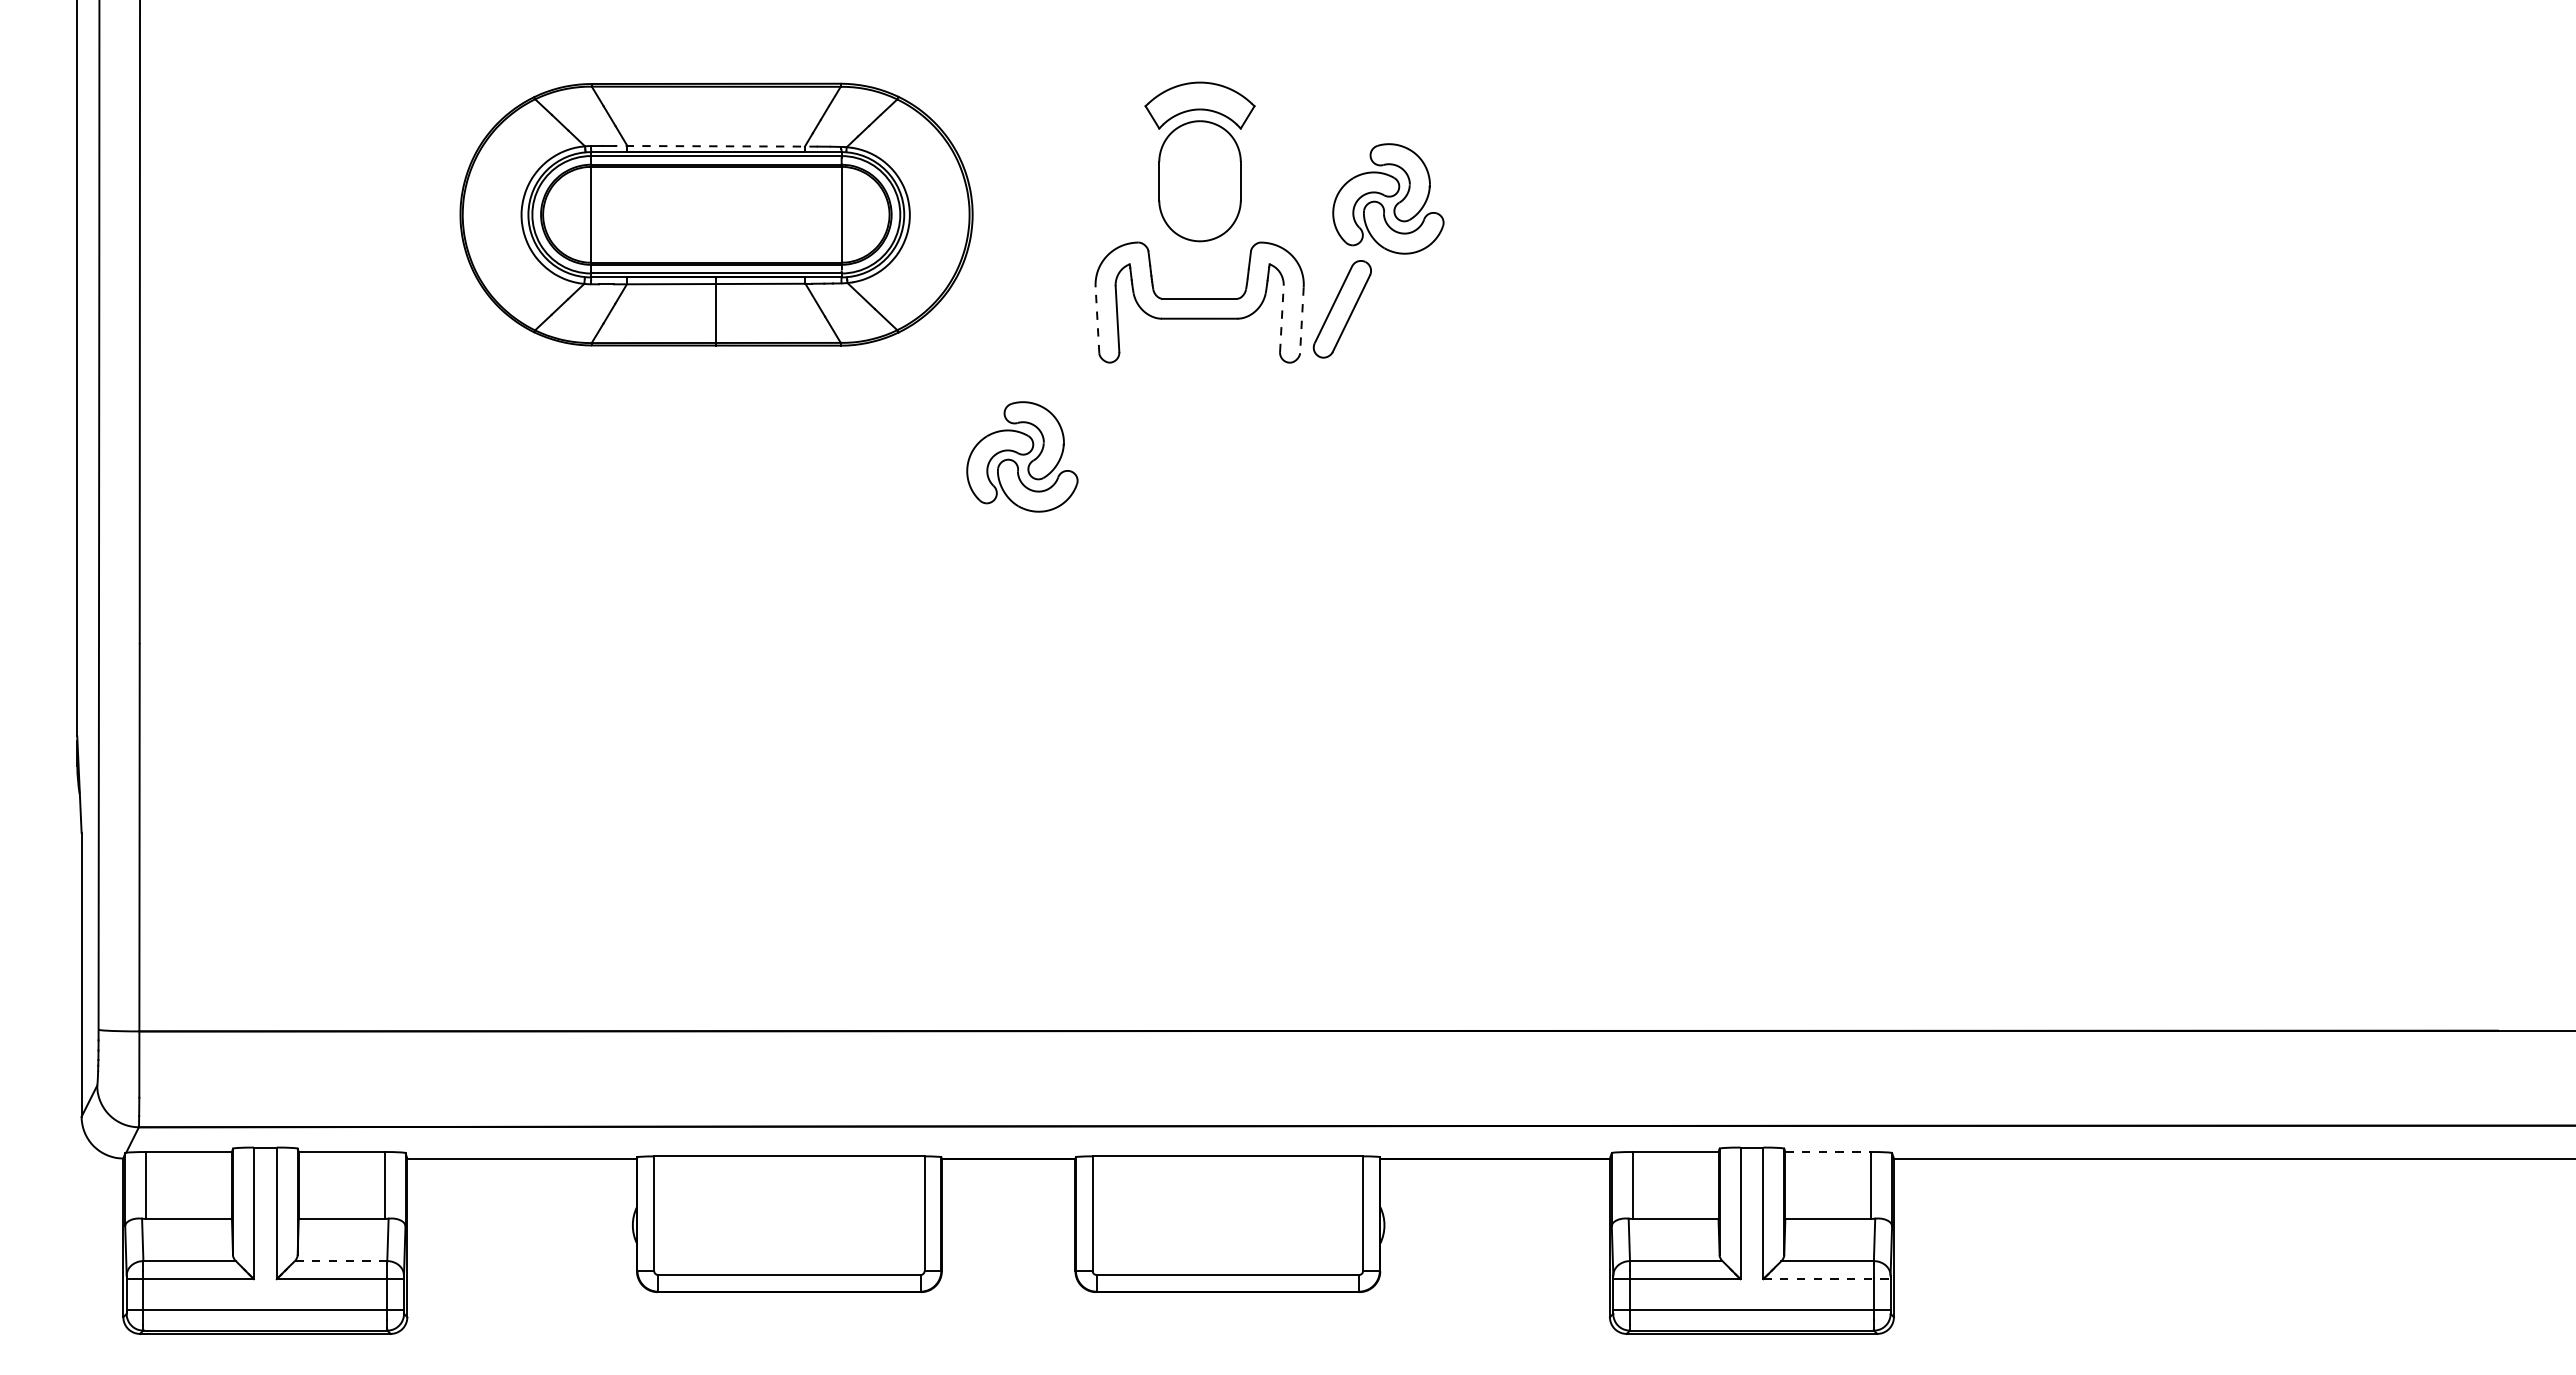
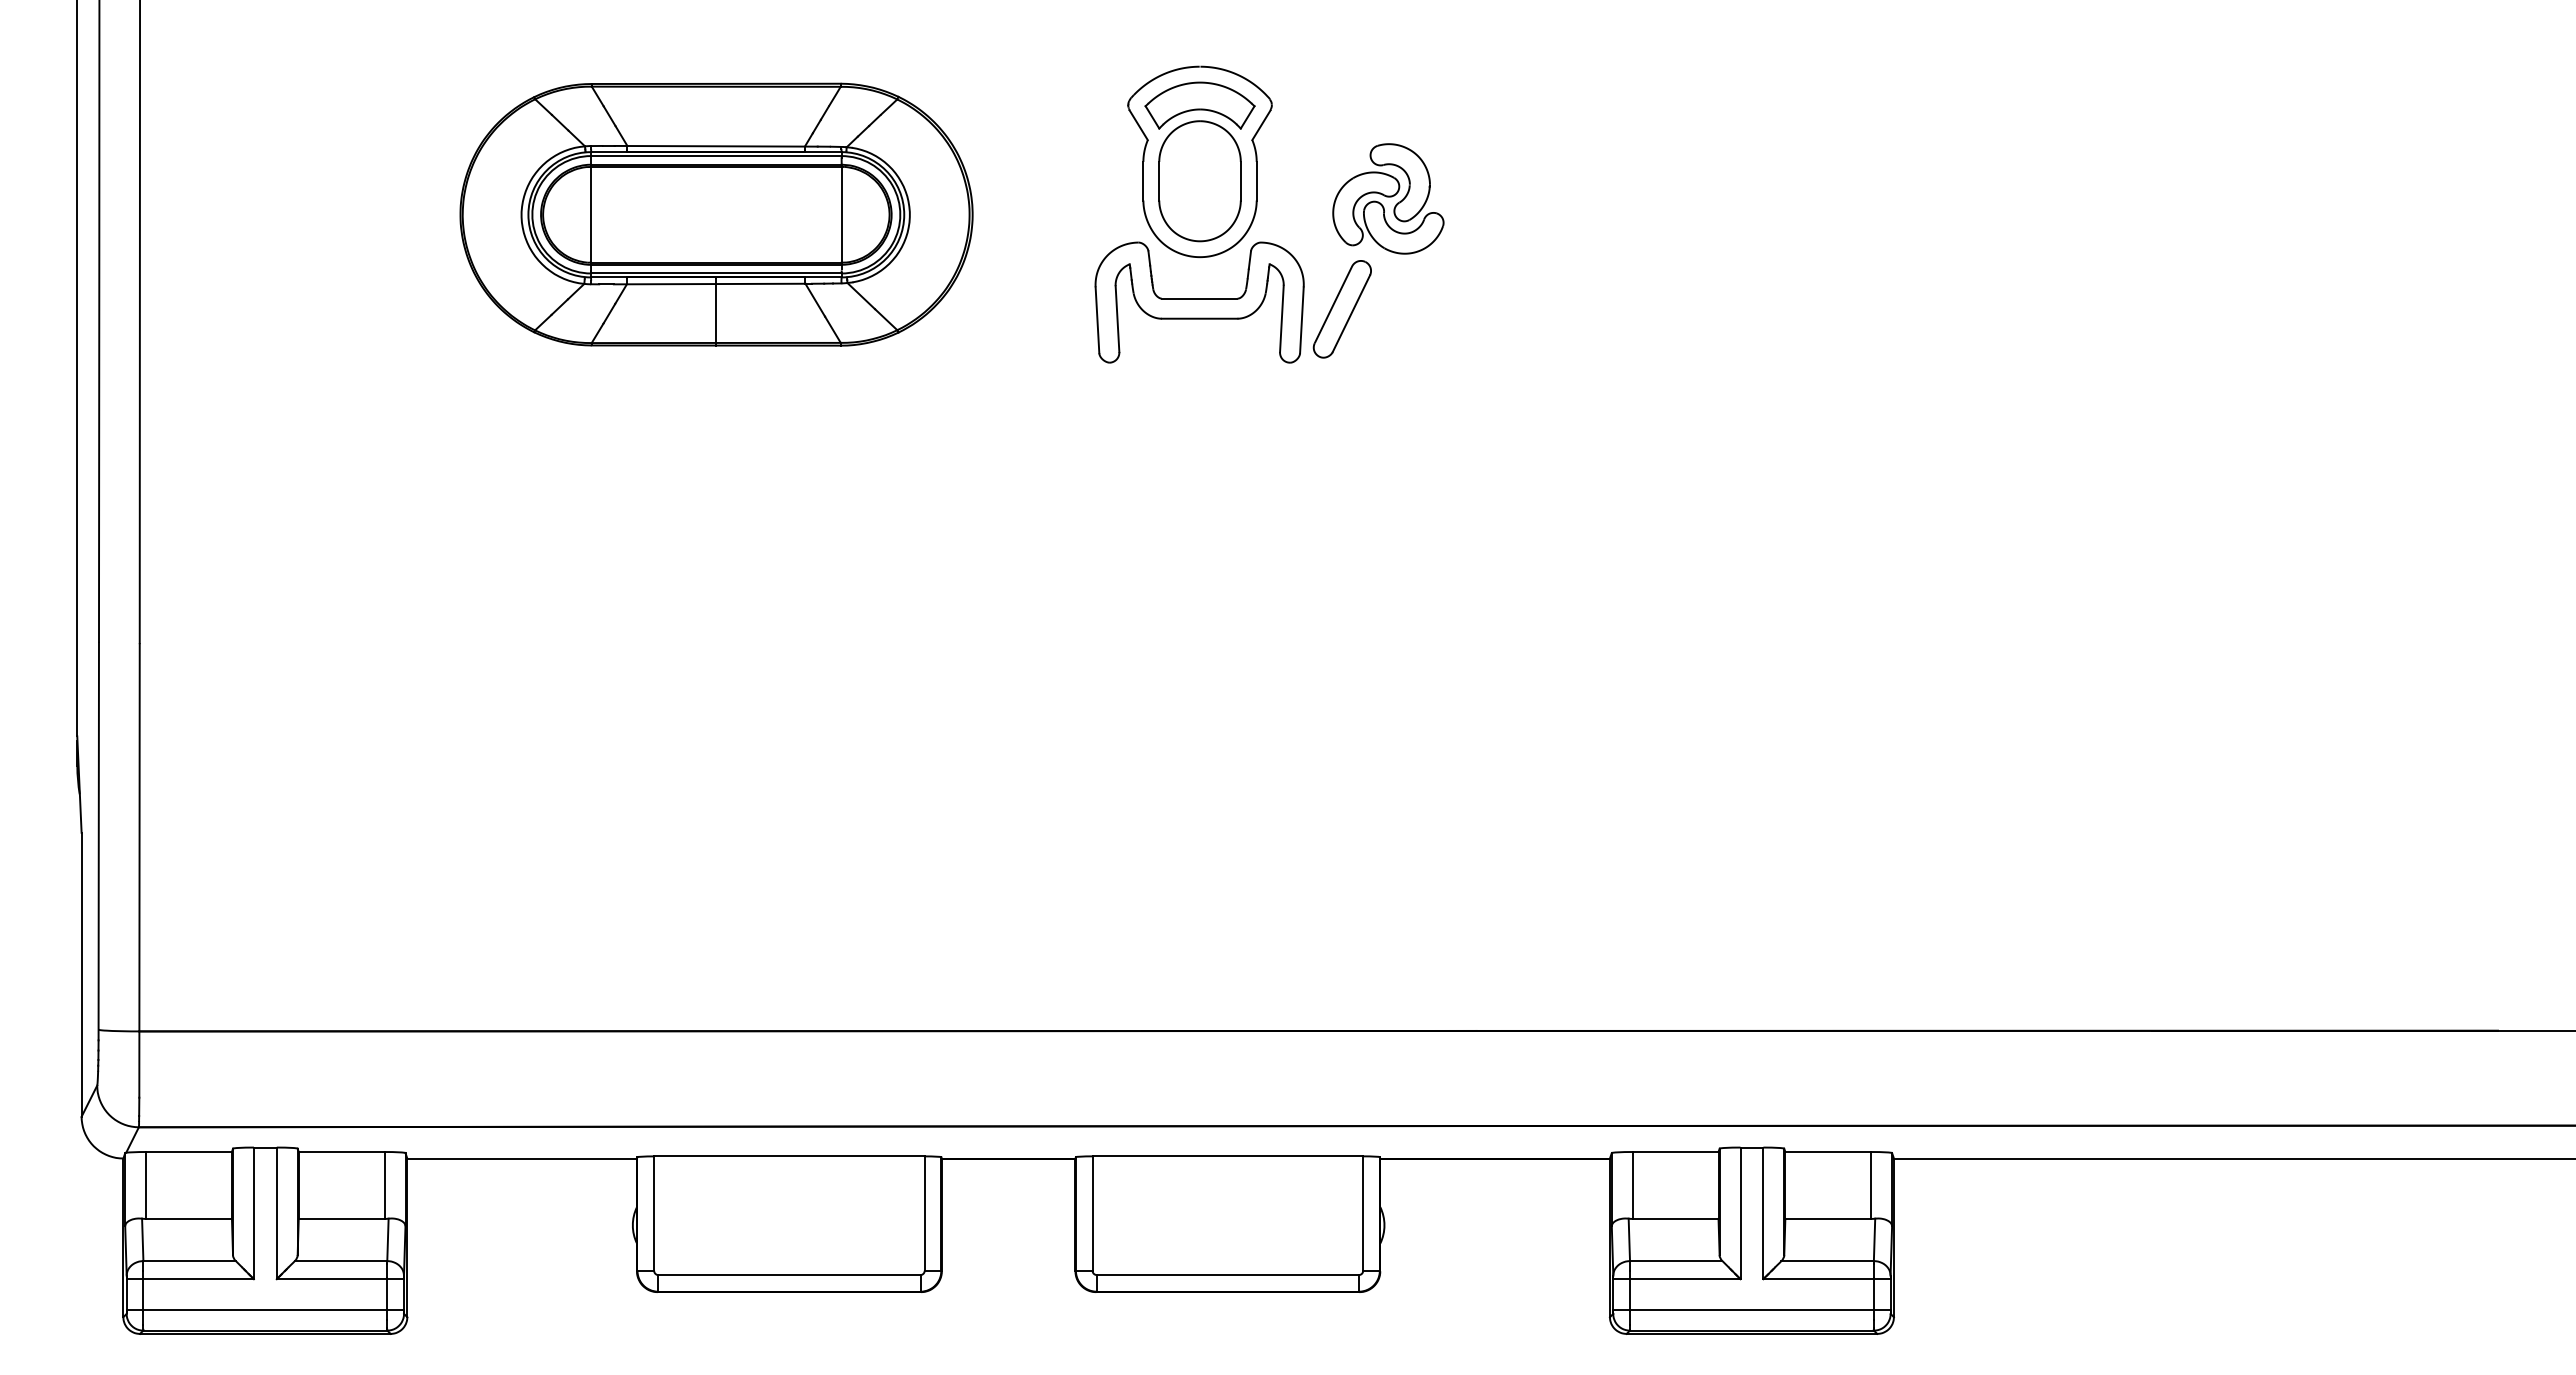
line: dashed -> solid (716, 146)
part: none -> present (1199, 161)
line: dashed -> solid (1281, 318)
line: dashed -> solid (1097, 319)
line: dashed -> solid (1301, 320)
part: present -> none (1022, 456)
line: dashed -> solid (1828, 1152)
line: dashed -> solid (340, 1261)
line: dashed -> solid (1826, 1279)
